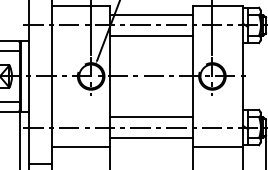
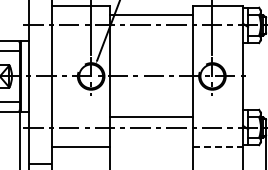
line: present -> none (151, 35)
line: present -> none (151, 137)
line: solid -> dashed (218, 146)
